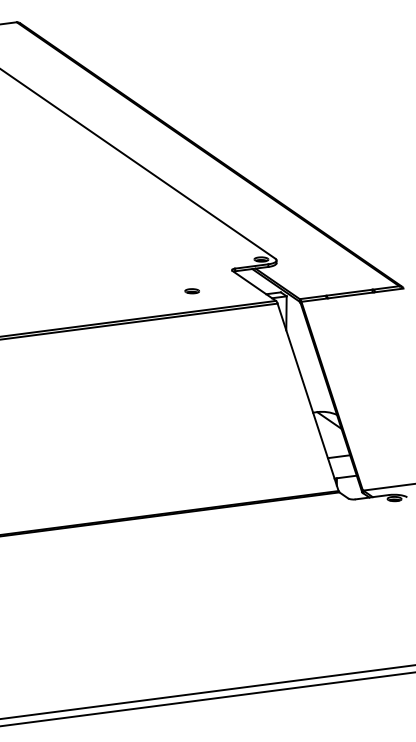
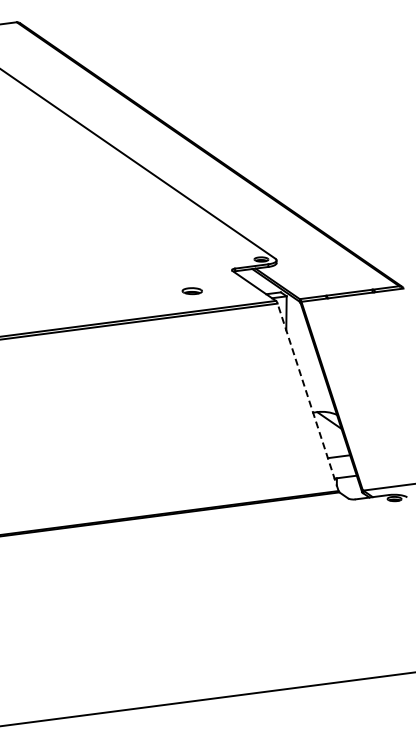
part size: 16x7 px -> 22x9 px (191, 291)
line: solid -> dashed (308, 397)
line: present -> none (207, 691)
